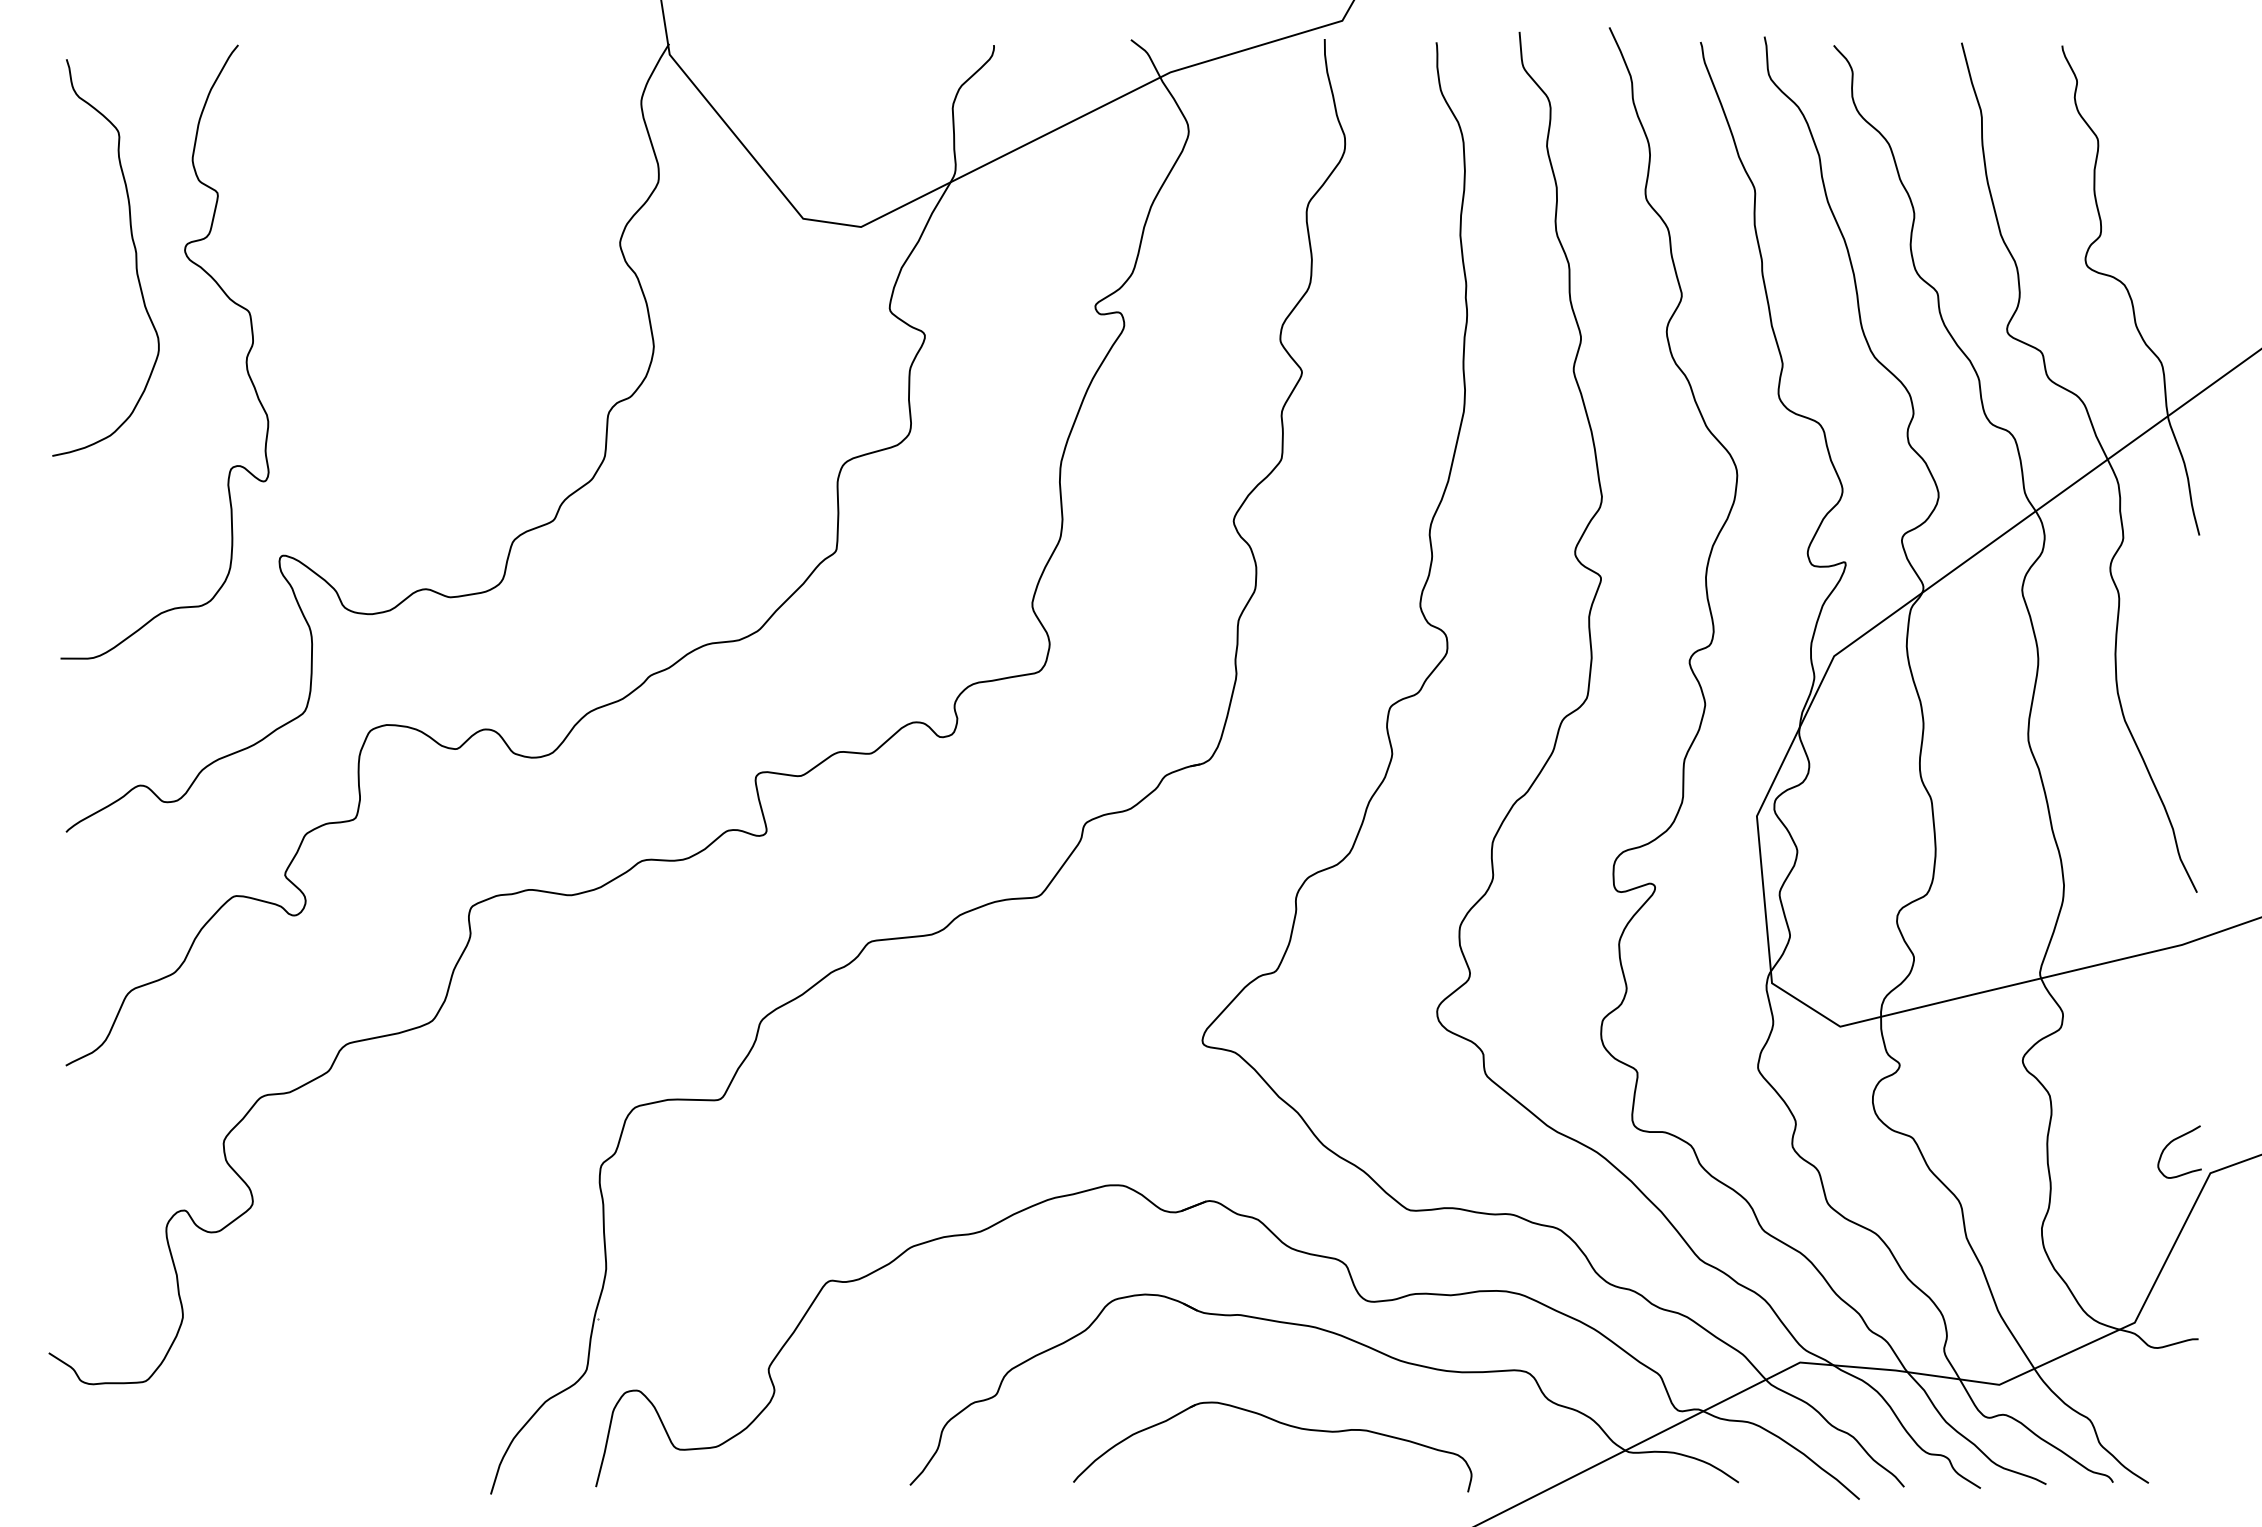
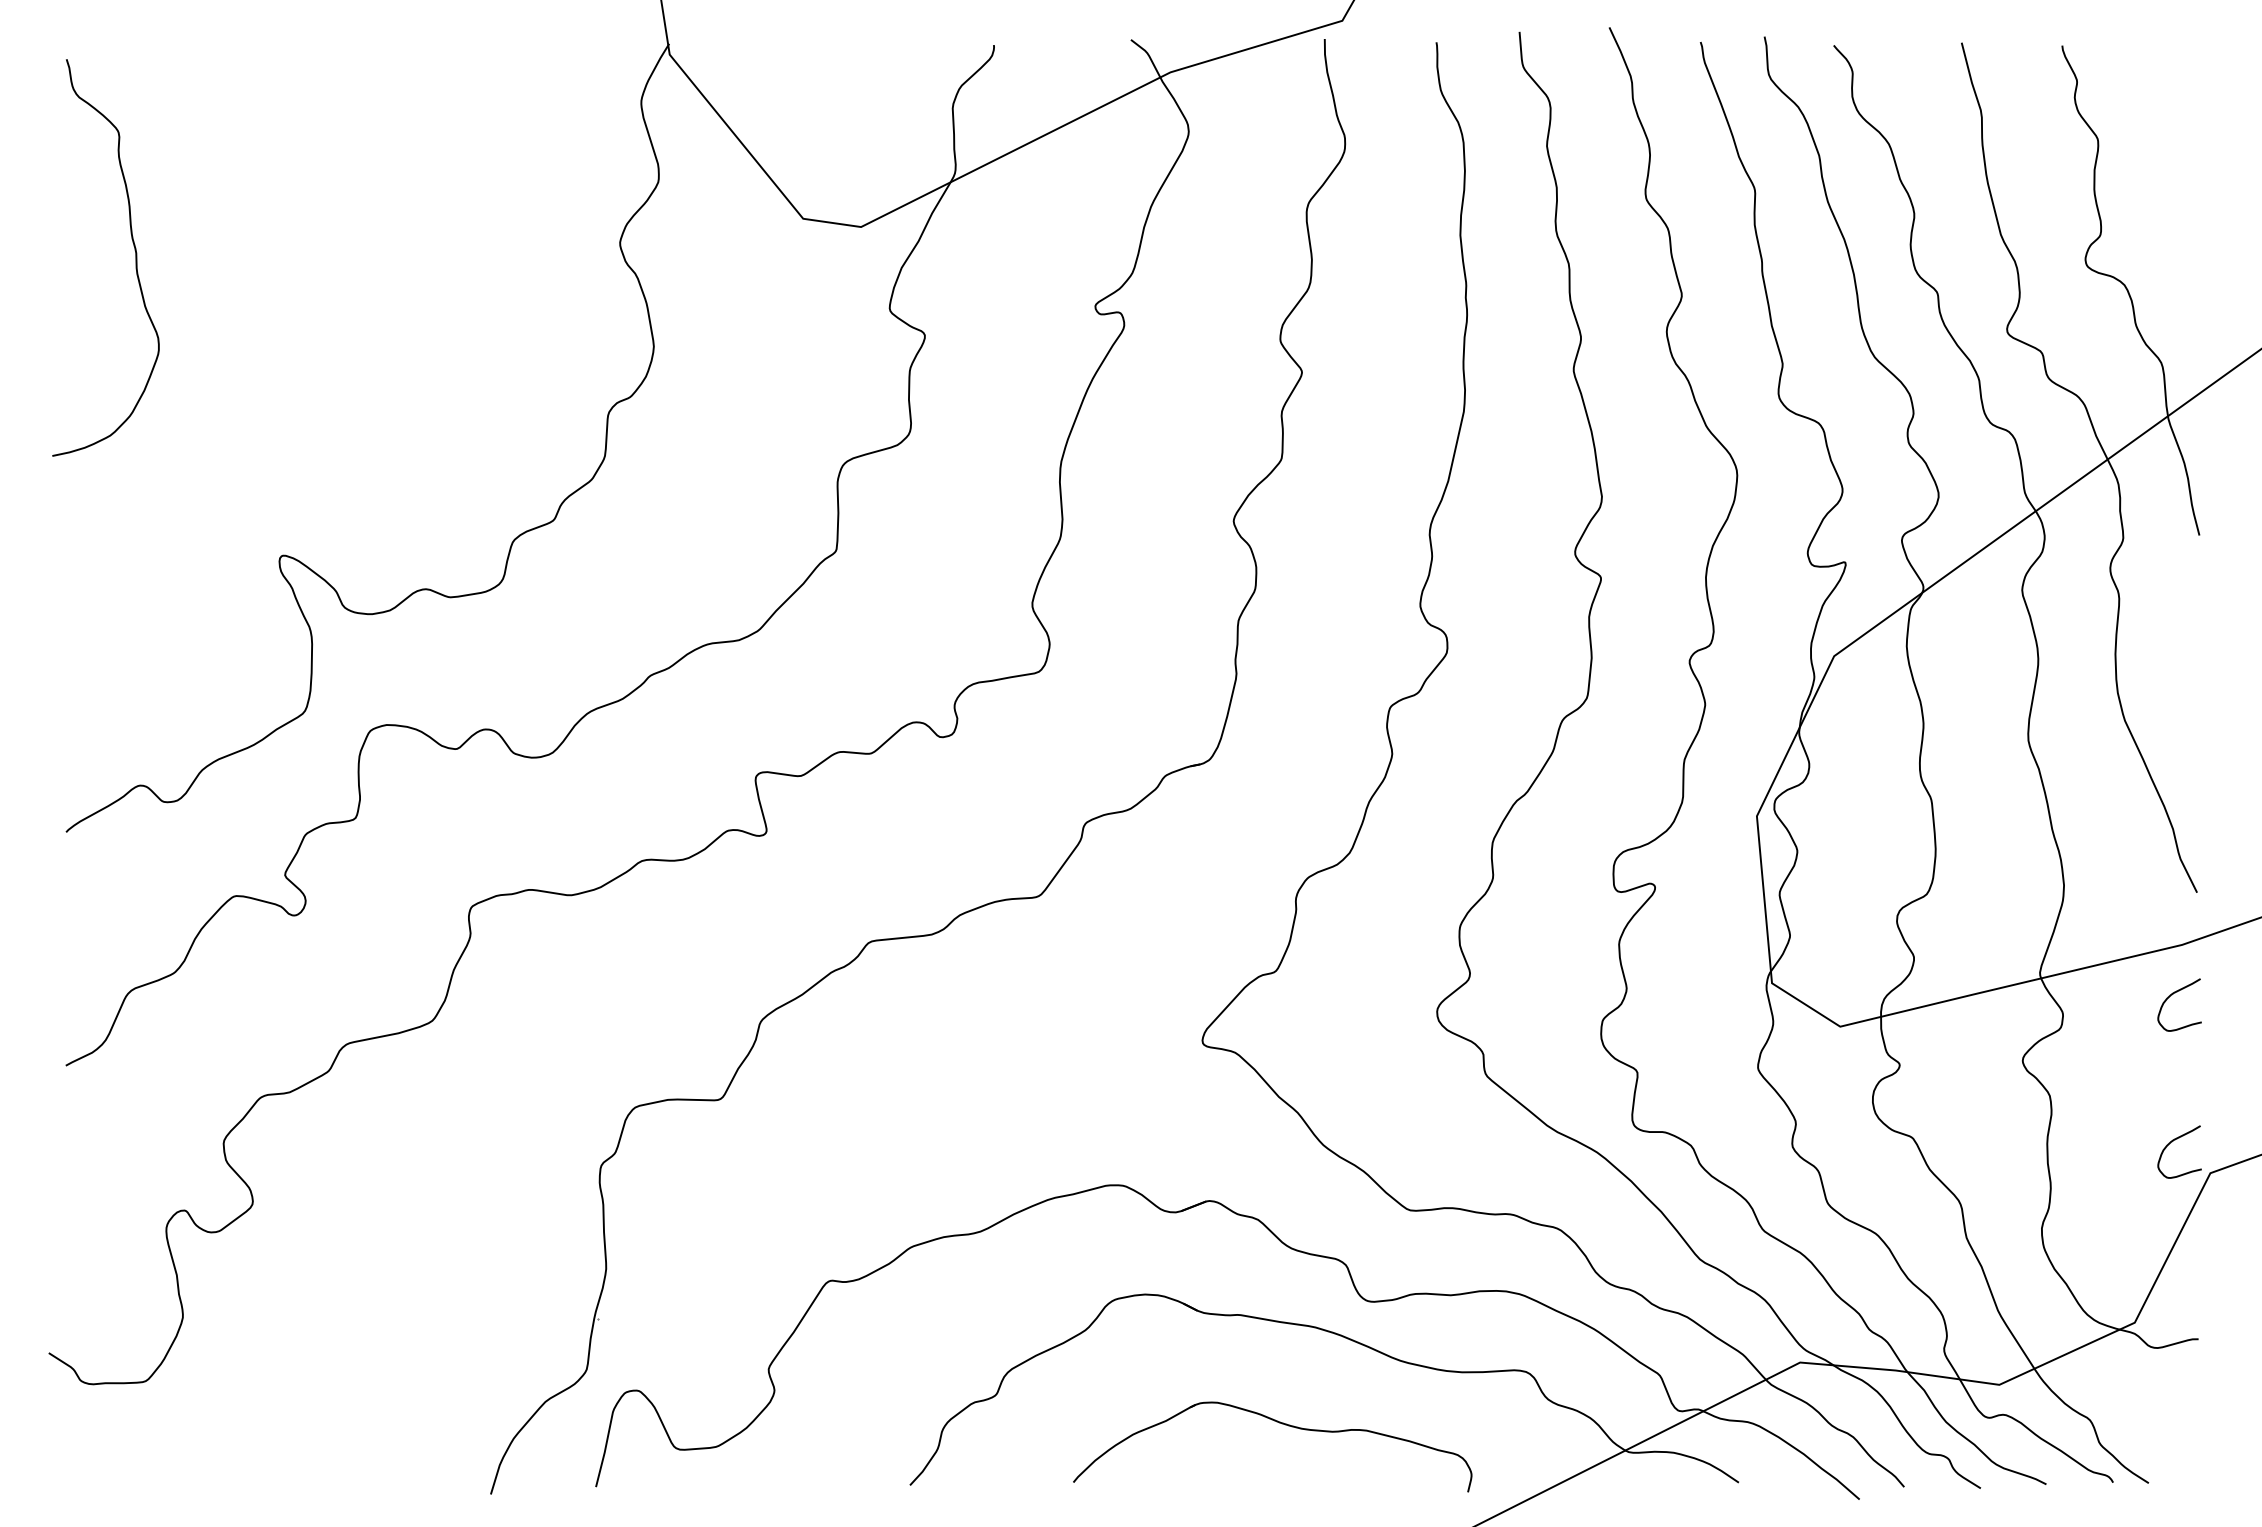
curve: present -> none (245, 360)
curve: none -> present (2172, 995)
